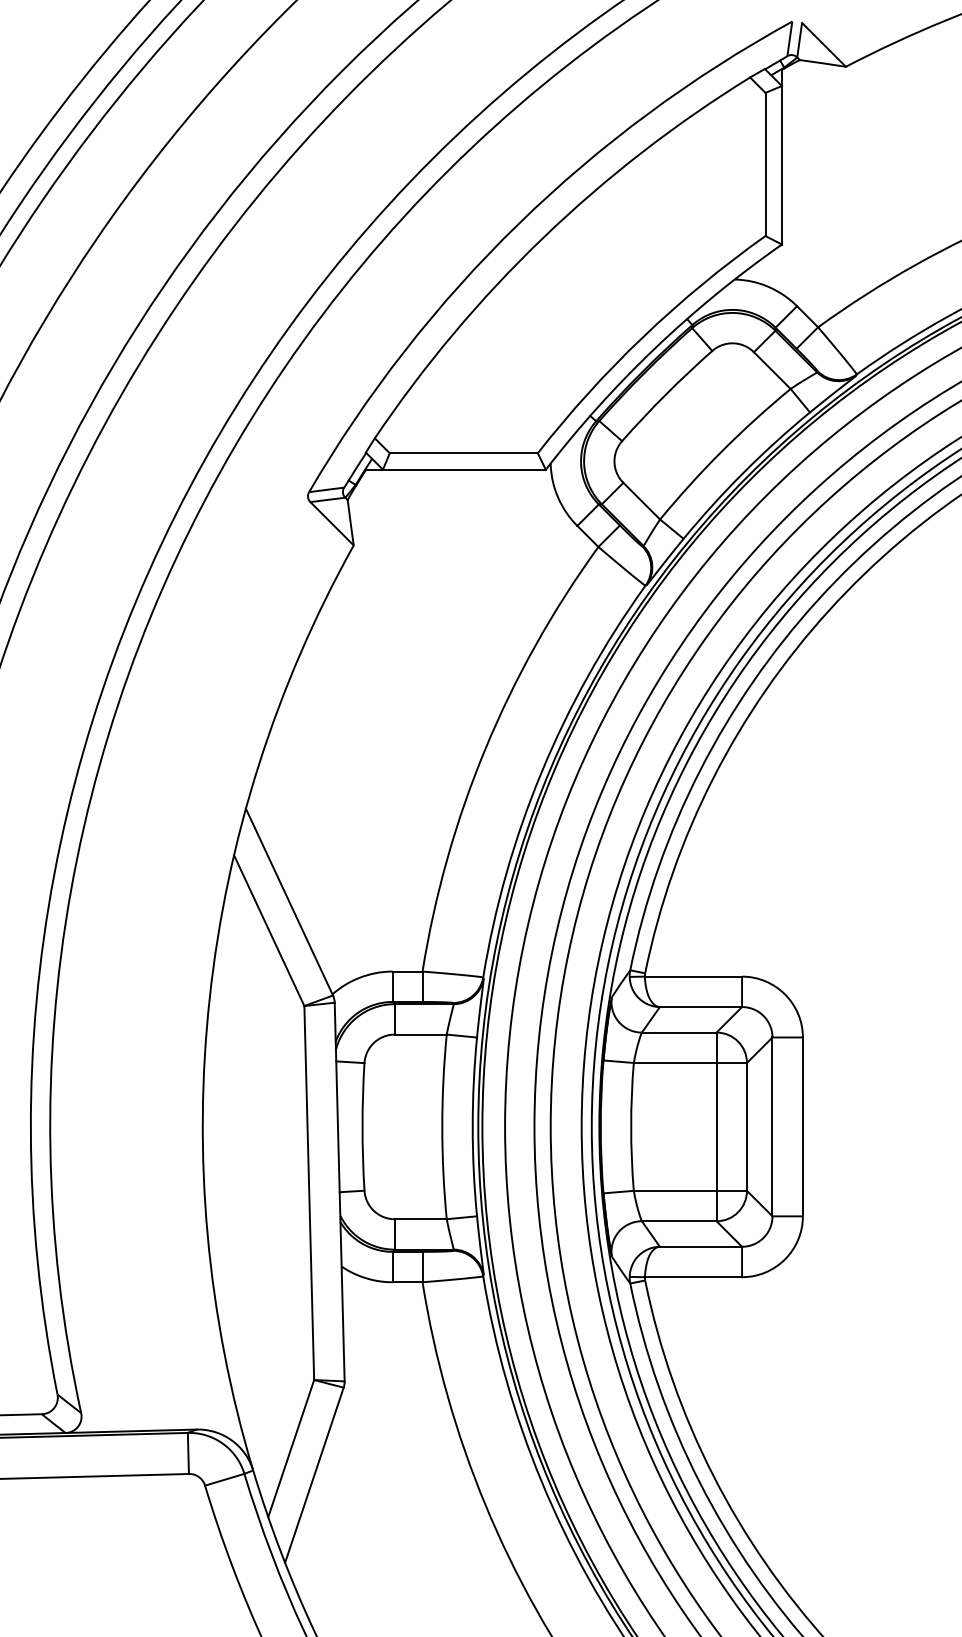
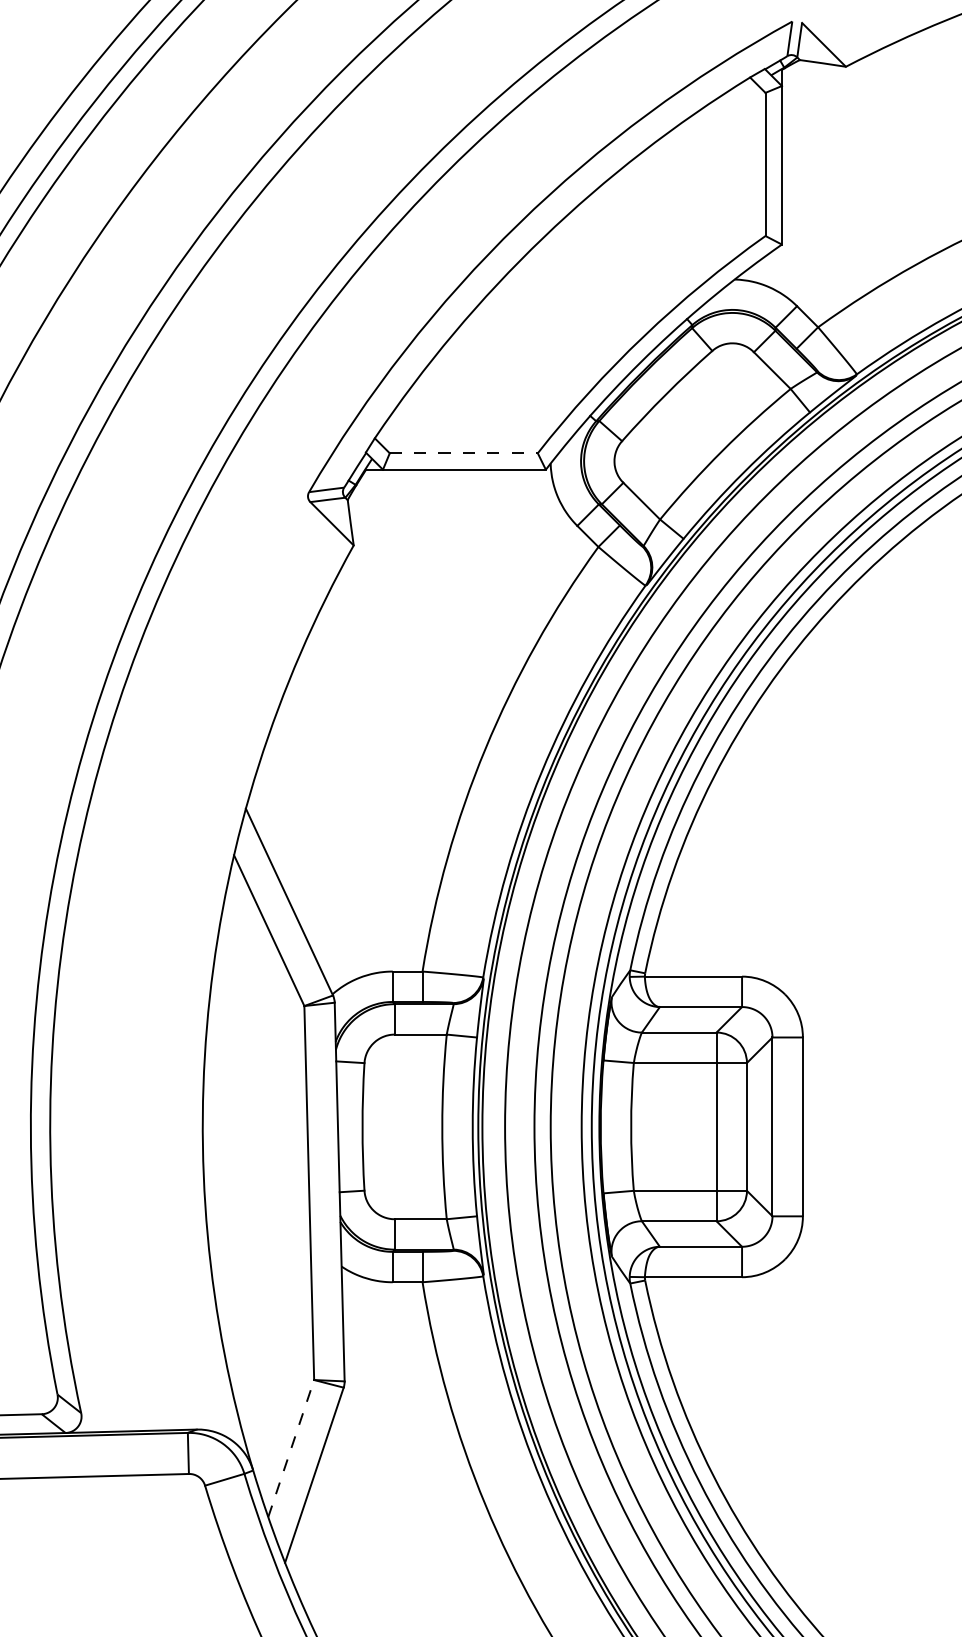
line: solid -> dashed (464, 453)
line: solid -> dashed (291, 1448)
